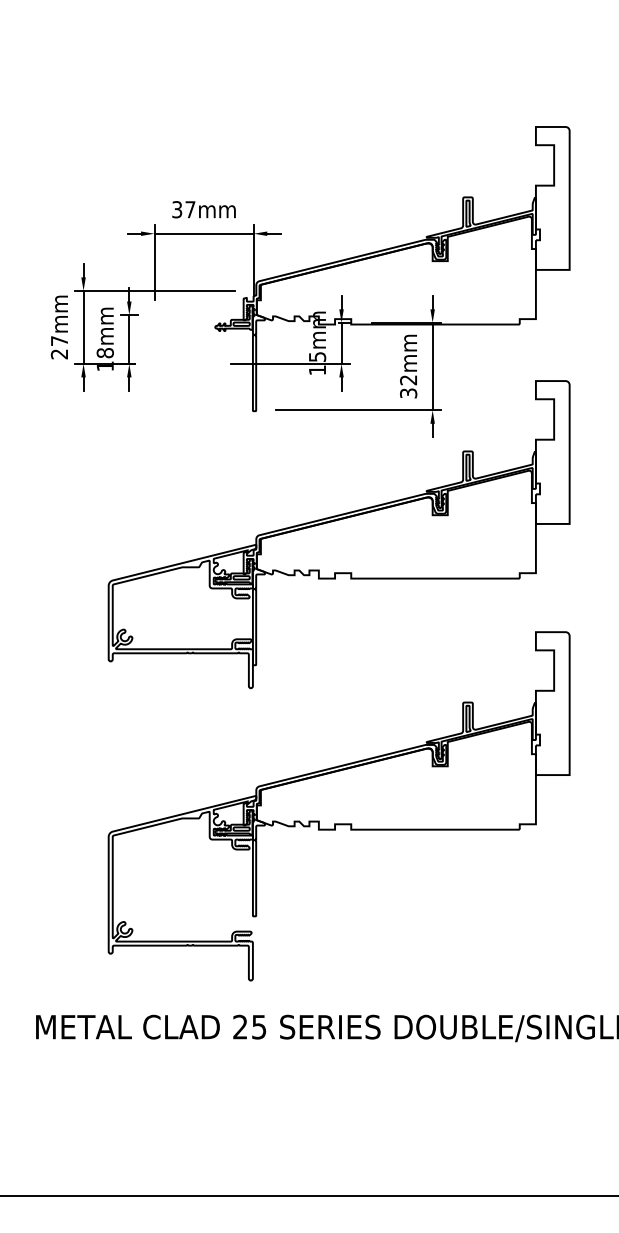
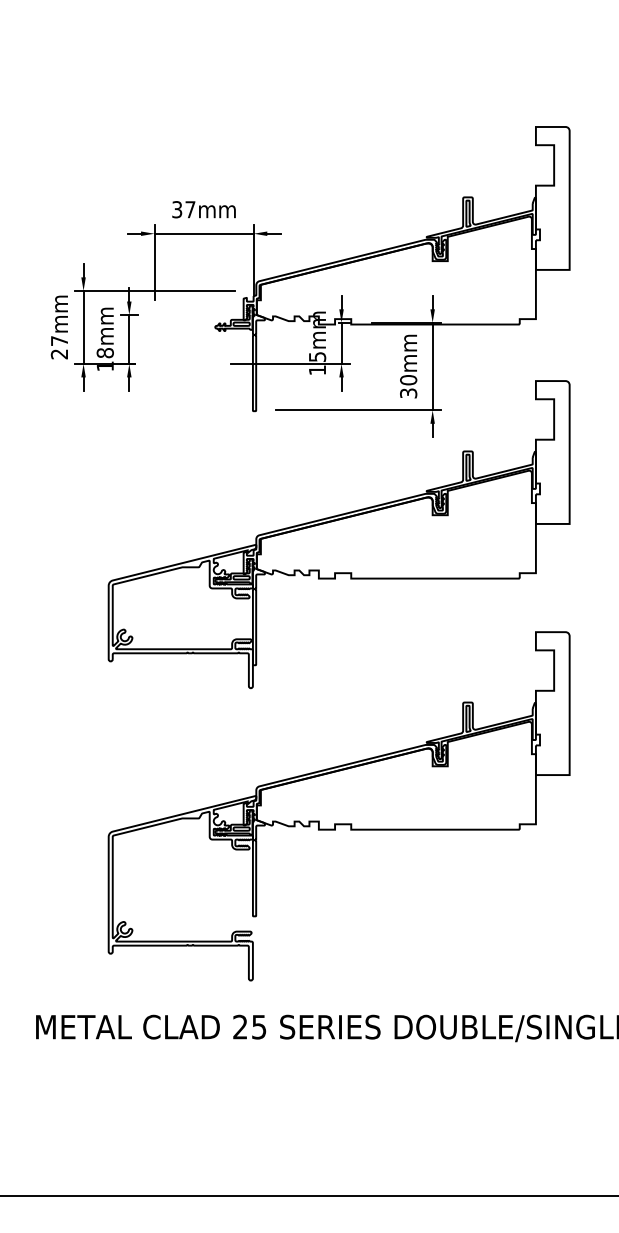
text: 32mm -> 30mm (408, 380)
